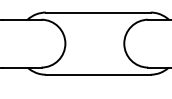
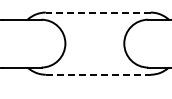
line: solid -> dashed (97, 12)
line: solid -> dashed (98, 74)
